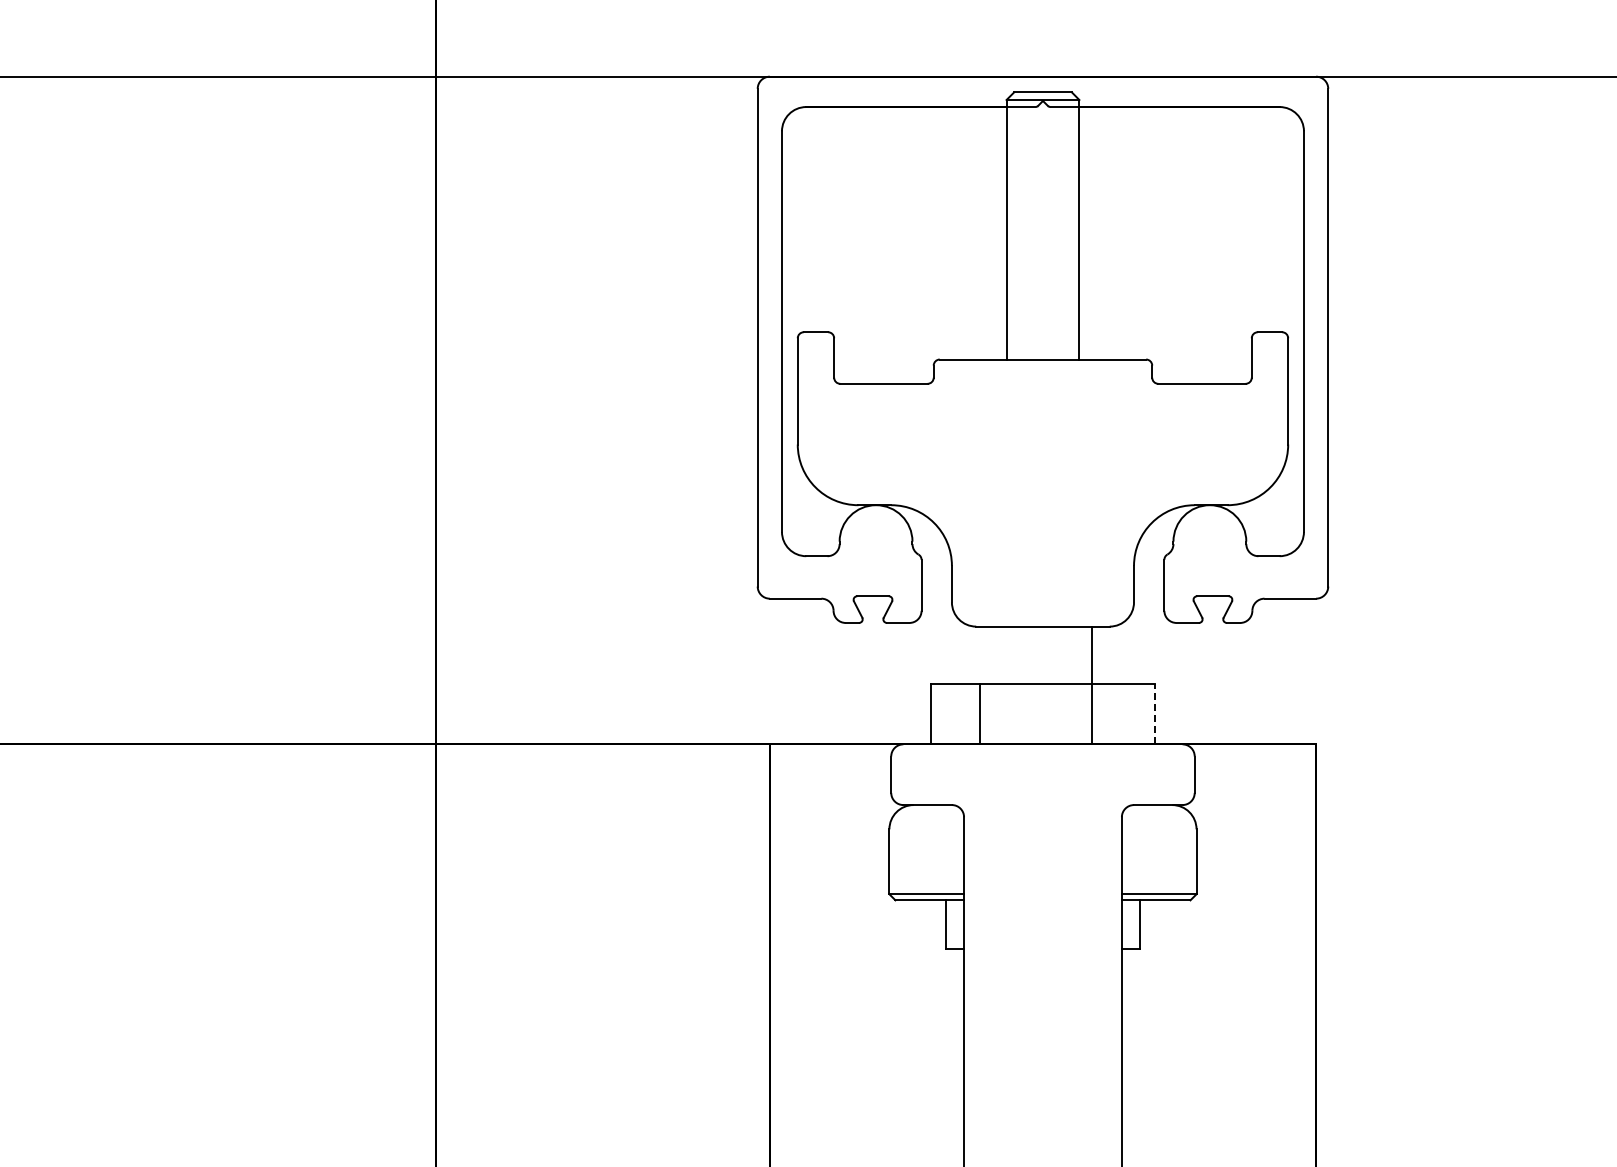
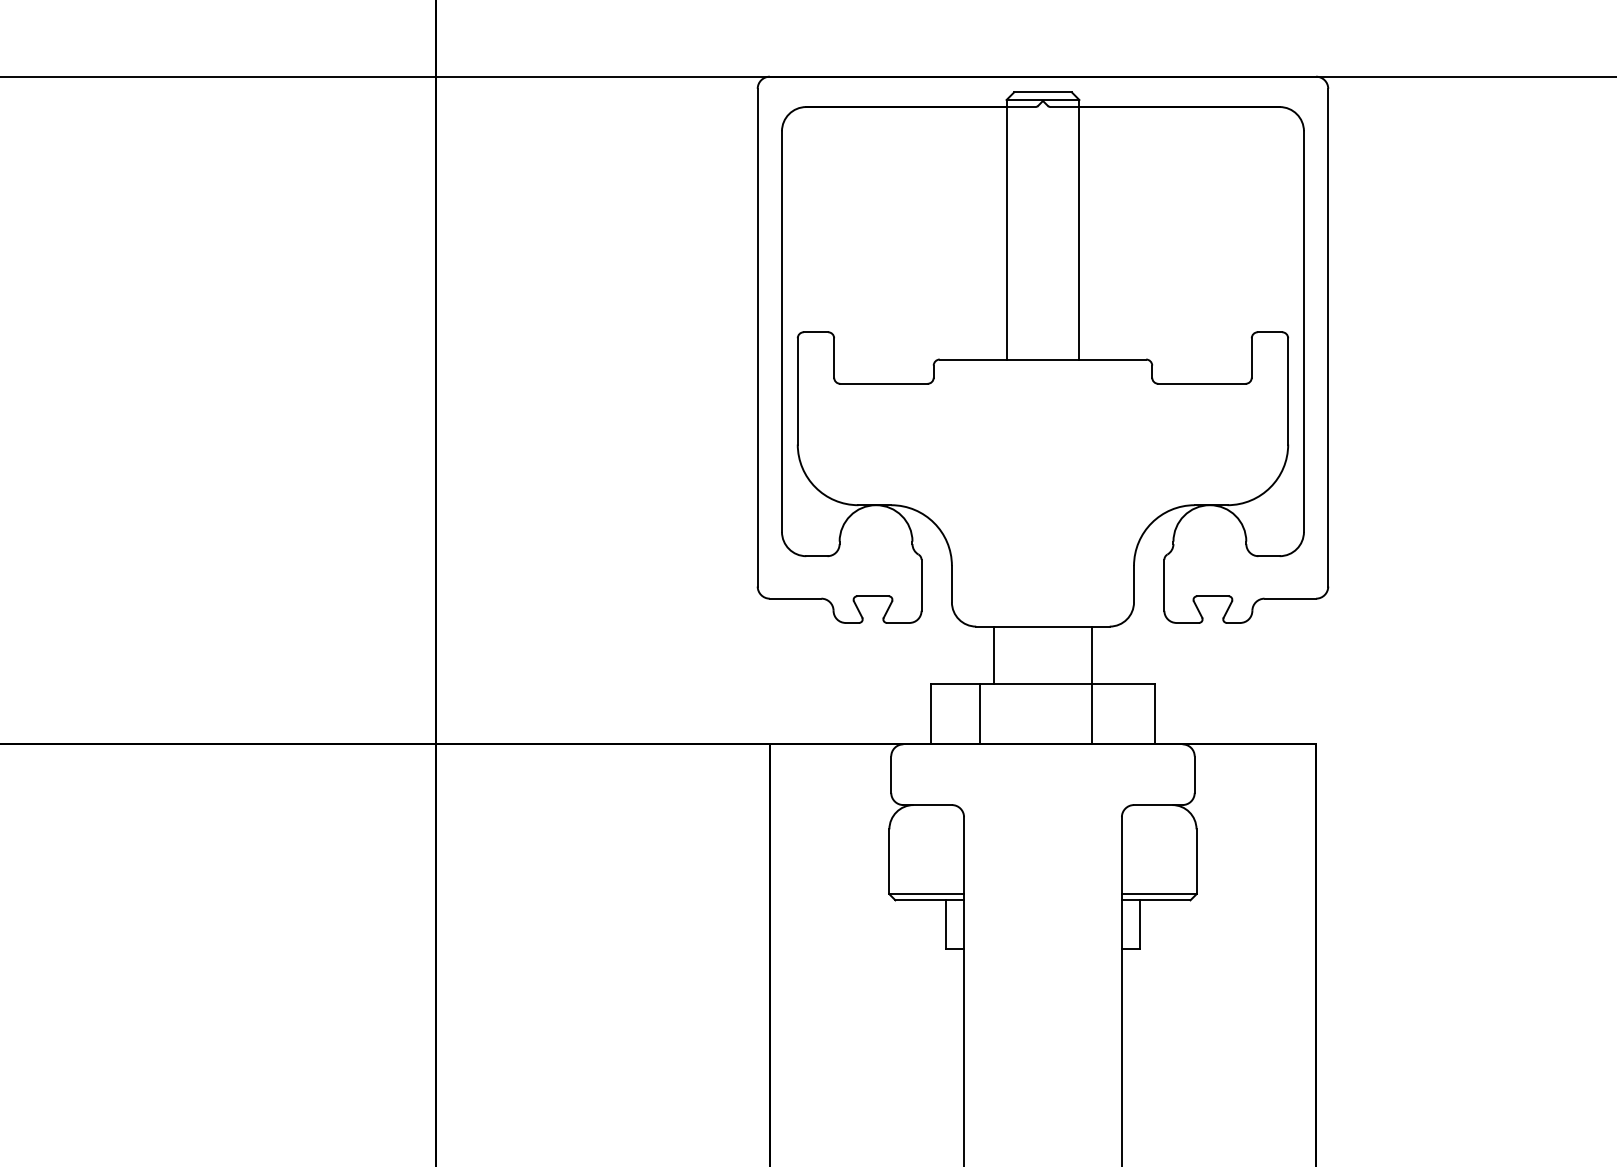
line: none -> present (994, 654)
line: dashed -> solid (1154, 713)
